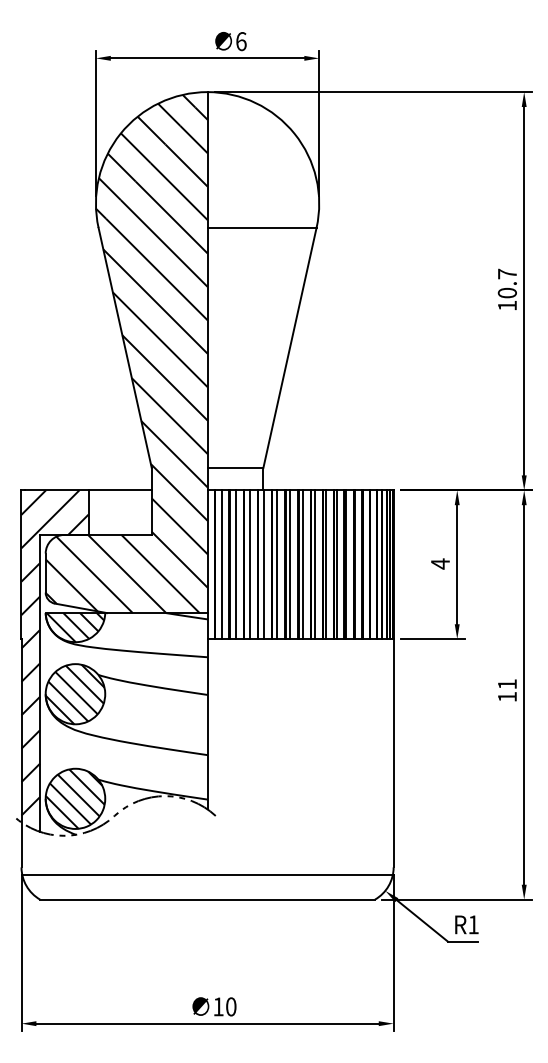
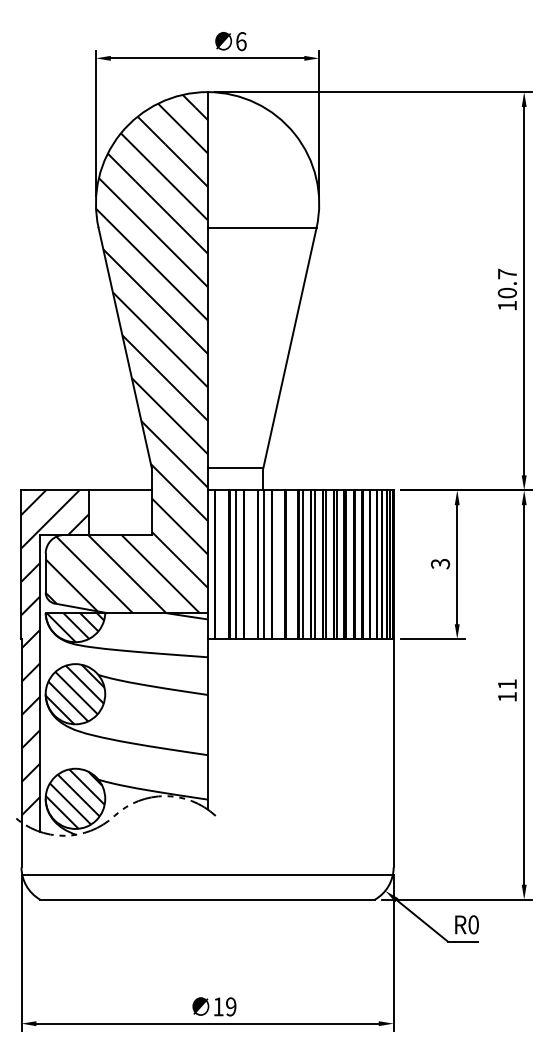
text: 4 -> 3 (440, 563)
line: present -> none (221, 564)
line: present -> none (250, 564)
line: present -> none (277, 564)
line: present -> none (290, 564)
text: R1 -> R0 (473, 924)
text: 10 -> 19 (231, 1006)
